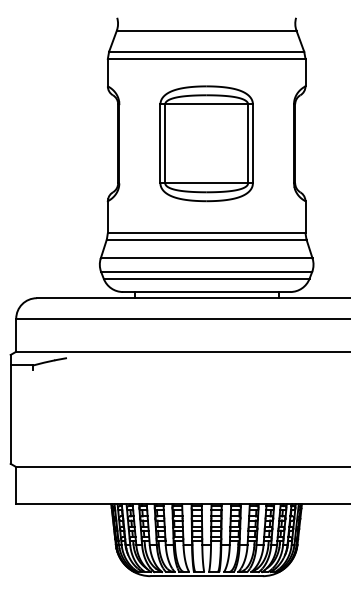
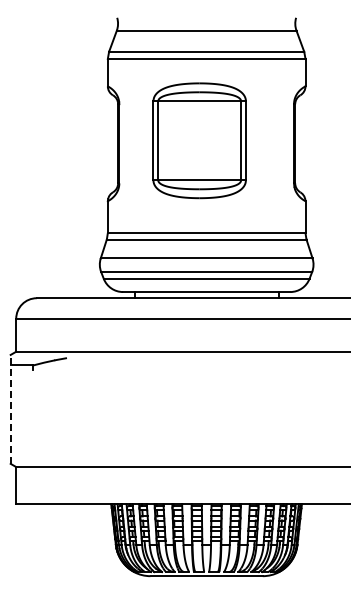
part position: (206, 143) -> (199, 140) (199, 140)
line: solid -> dashed (11, 409)
